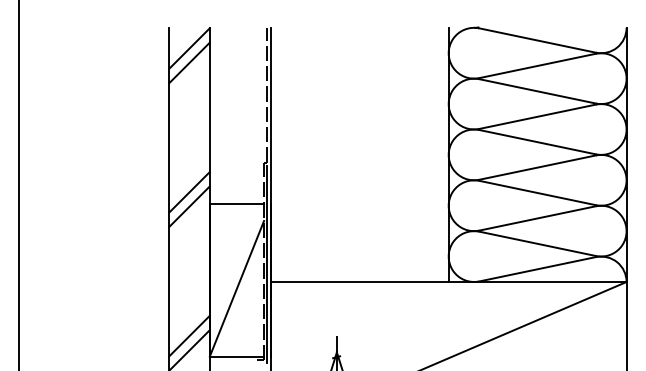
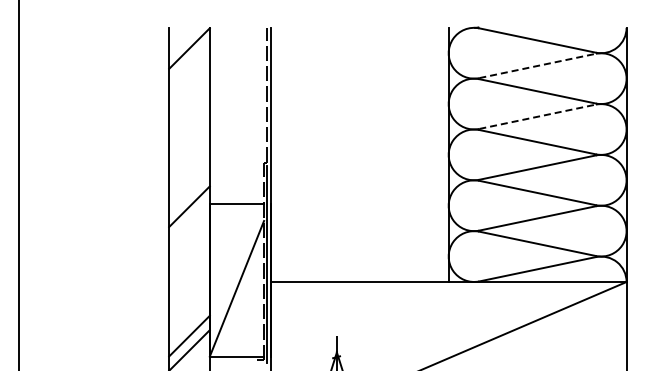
line: present -> none (189, 62)
line: solid -> dashed (537, 65)
line: solid -> dashed (537, 116)
line: present -> none (189, 192)
